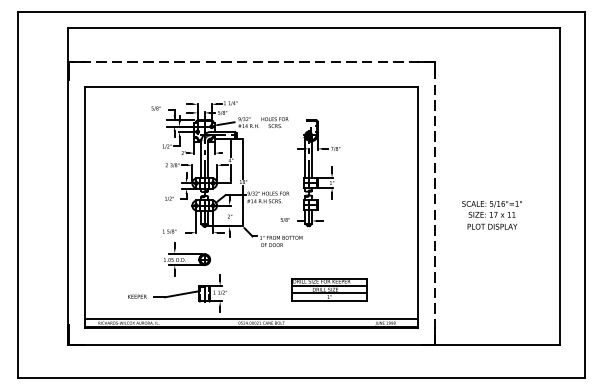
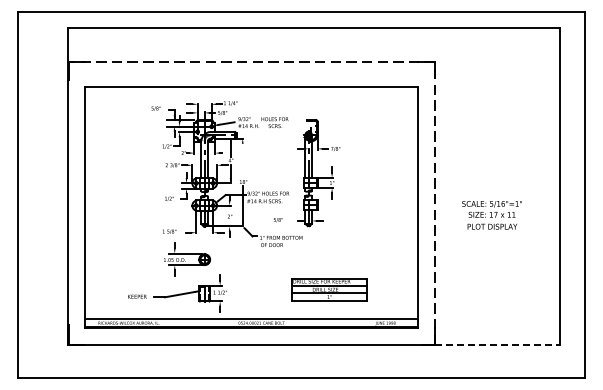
line: present -> none (242, 159)
text position: (284, 220) -> (277, 220) (277, 220)
line: solid -> dashed (497, 345)
